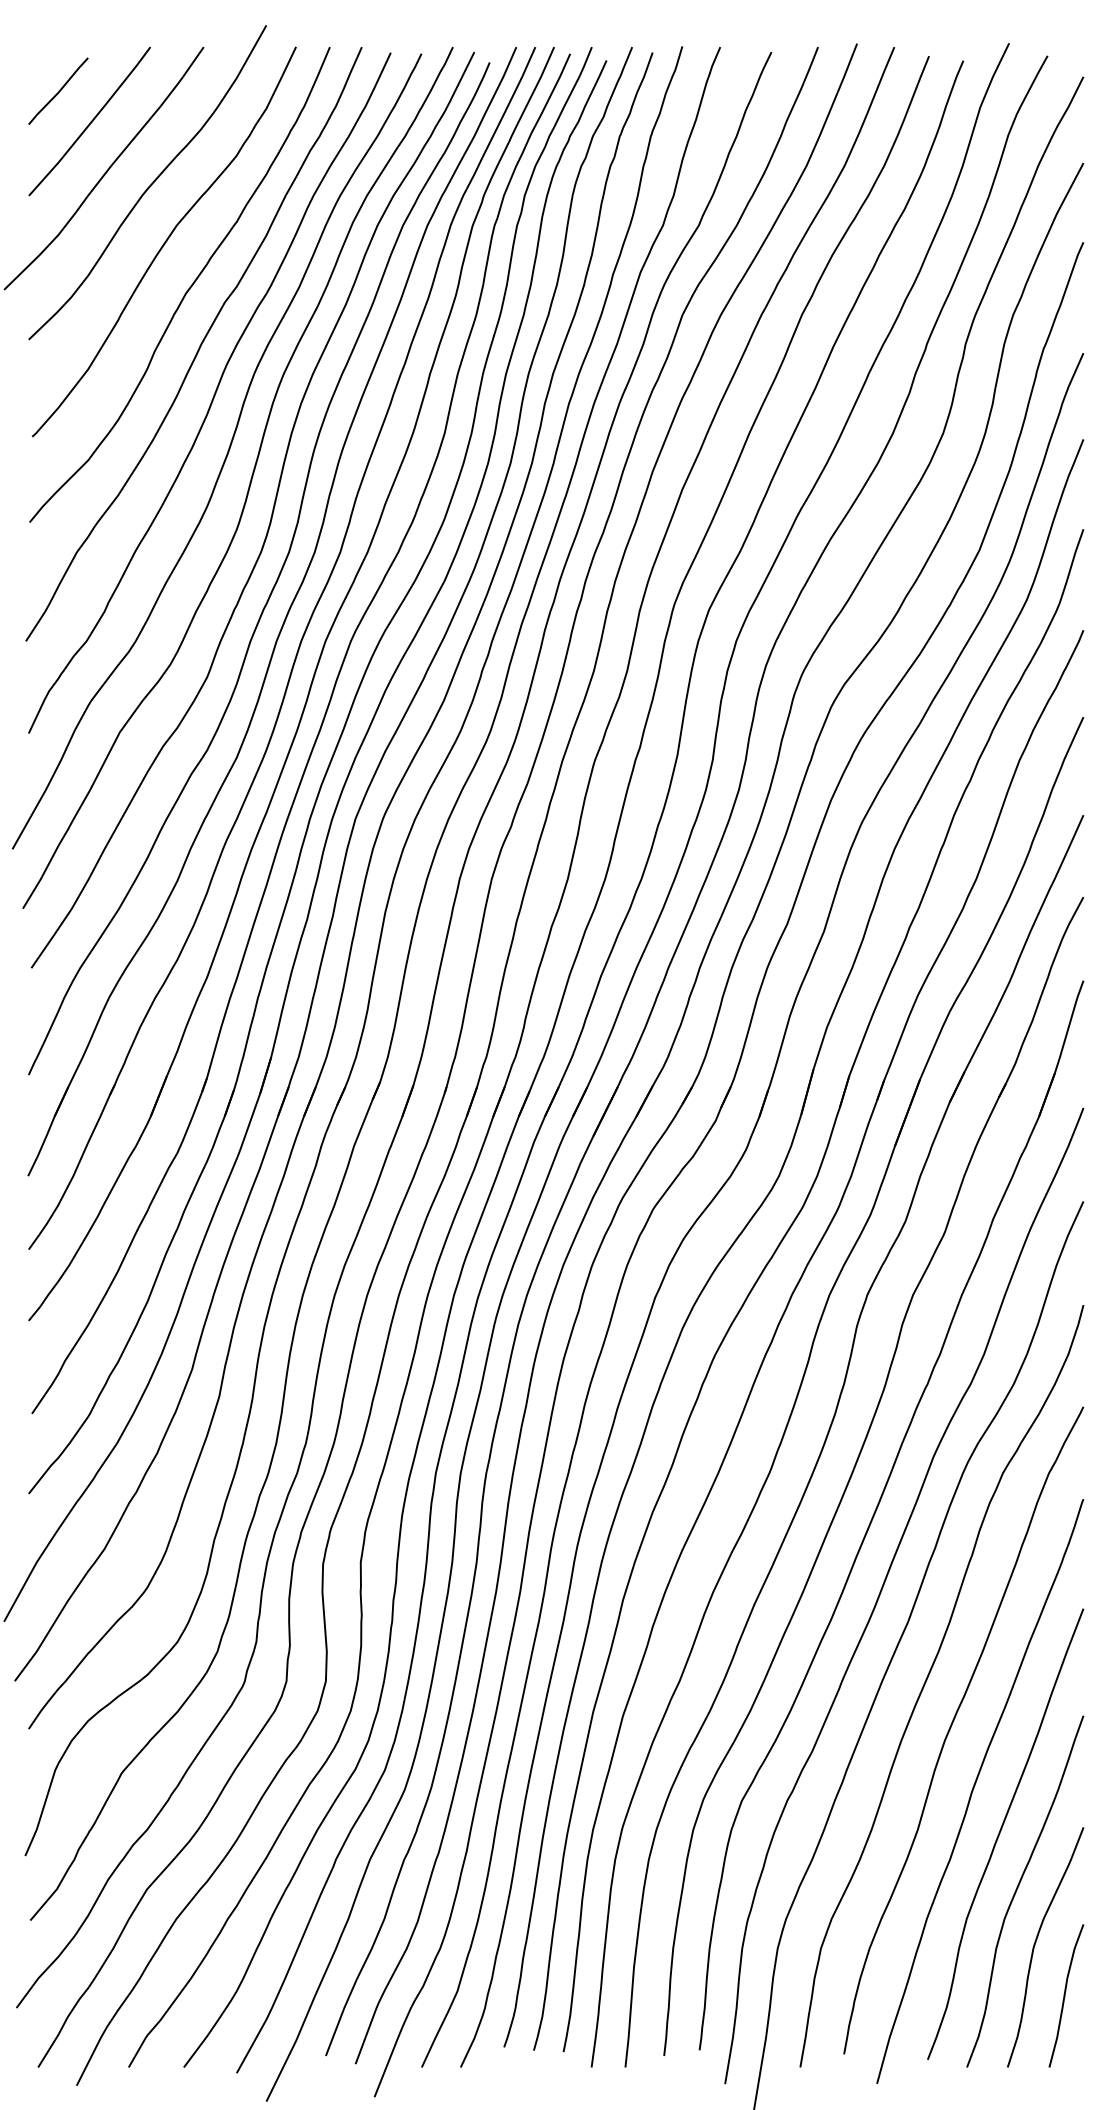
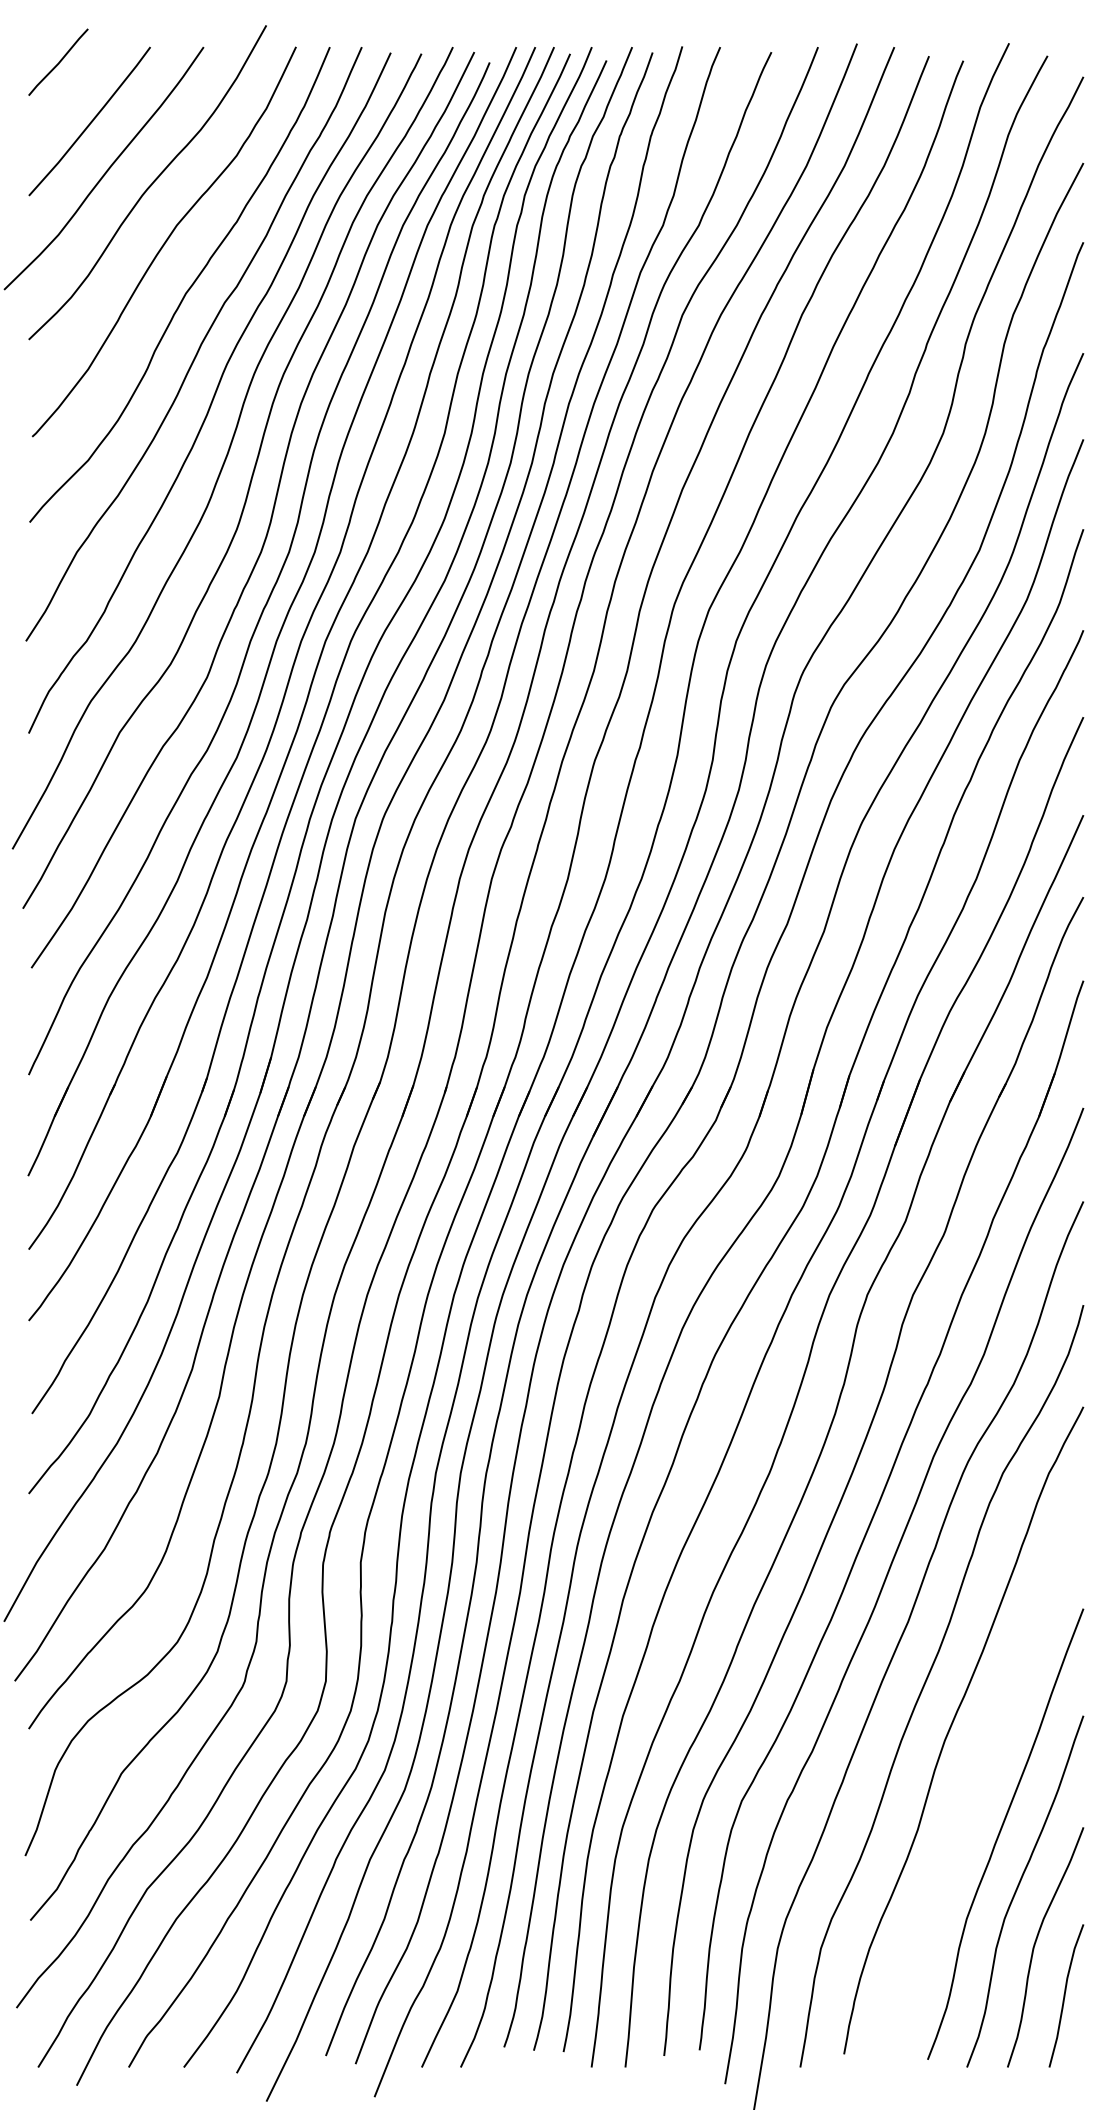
line position: (59, 90) -> (59, 61) (59, 61)
curve: present -> none (974, 1788)
